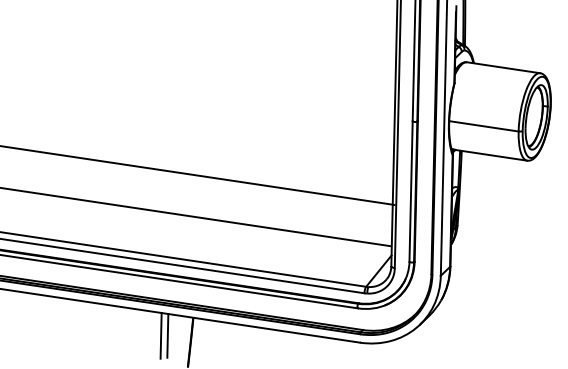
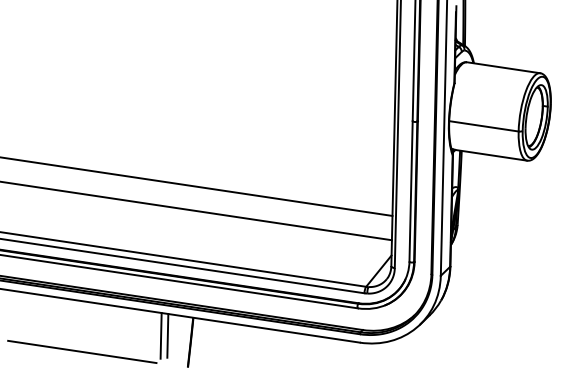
line position: (198, 175) -> (197, 186) (197, 186)
line position: (196, 217) -> (196, 211) (196, 211)
line: none -> present (82, 351)
